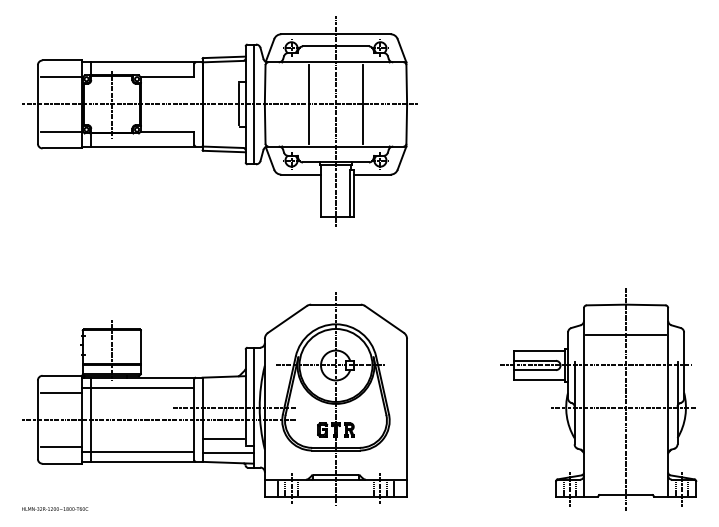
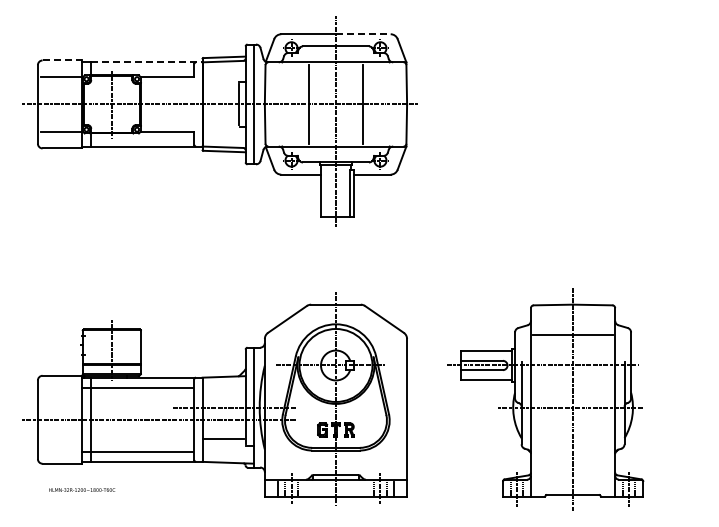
line: solid -> dashed (363, 34)
line: solid -> dashed (62, 60)
line: solid -> dashed (146, 62)
line: present -> none (61, 392)
part position: (598, 399) -> (545, 399) (545, 399)
line: present -> none (61, 446)
line: present -> none (227, 453)
text position: (55, 508) -> (82, 489) (82, 489)
